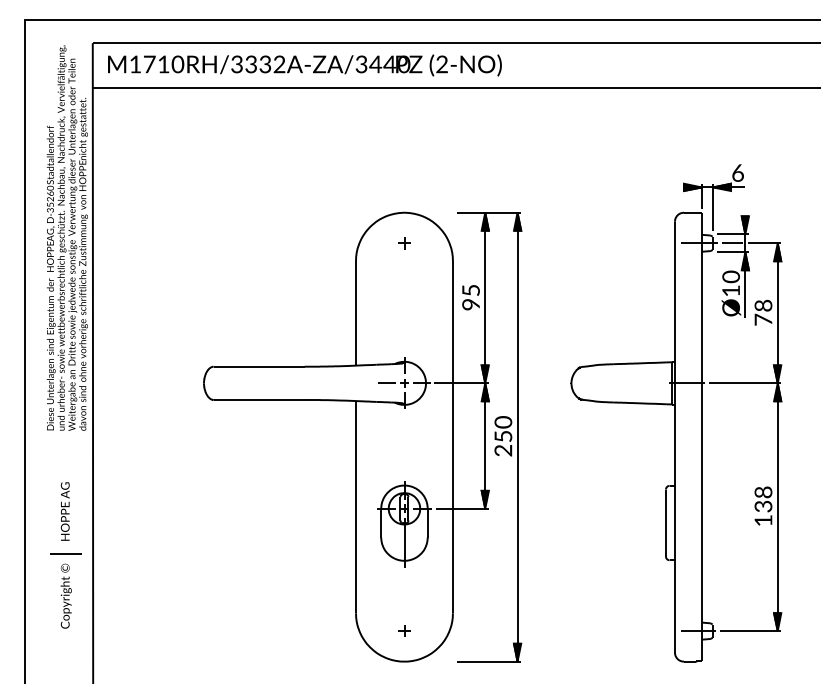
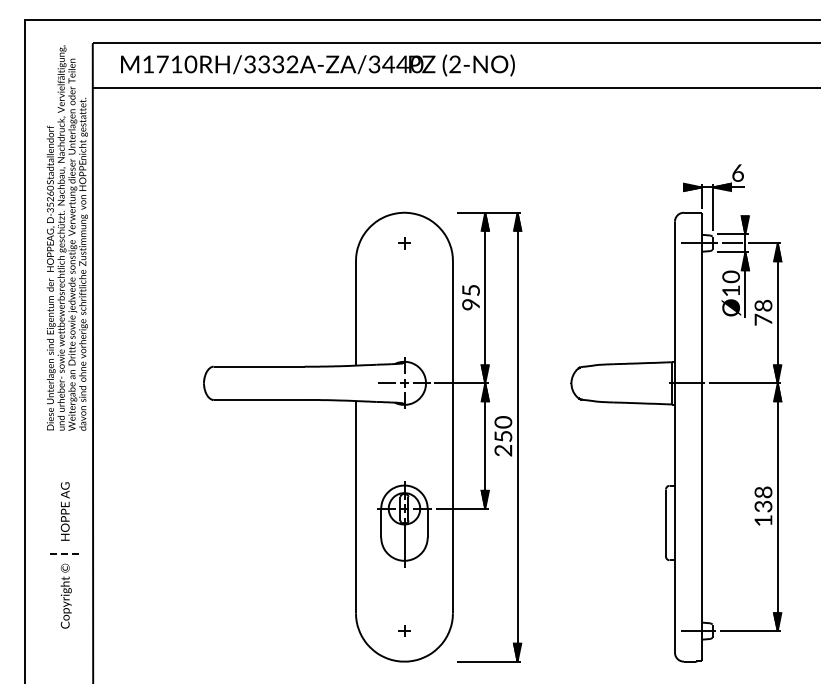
text position: (304, 65) -> (317, 65) (317, 65)
line: solid -> dashed (66, 553)
